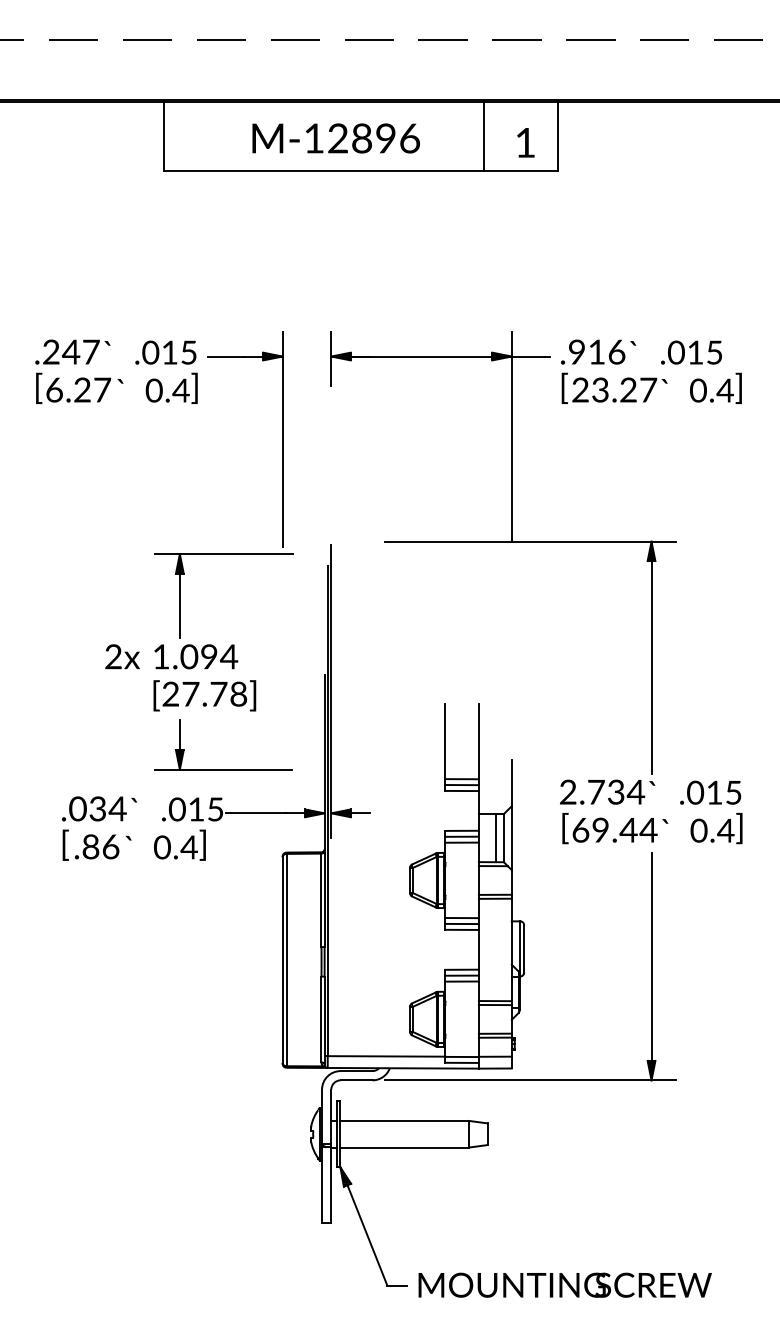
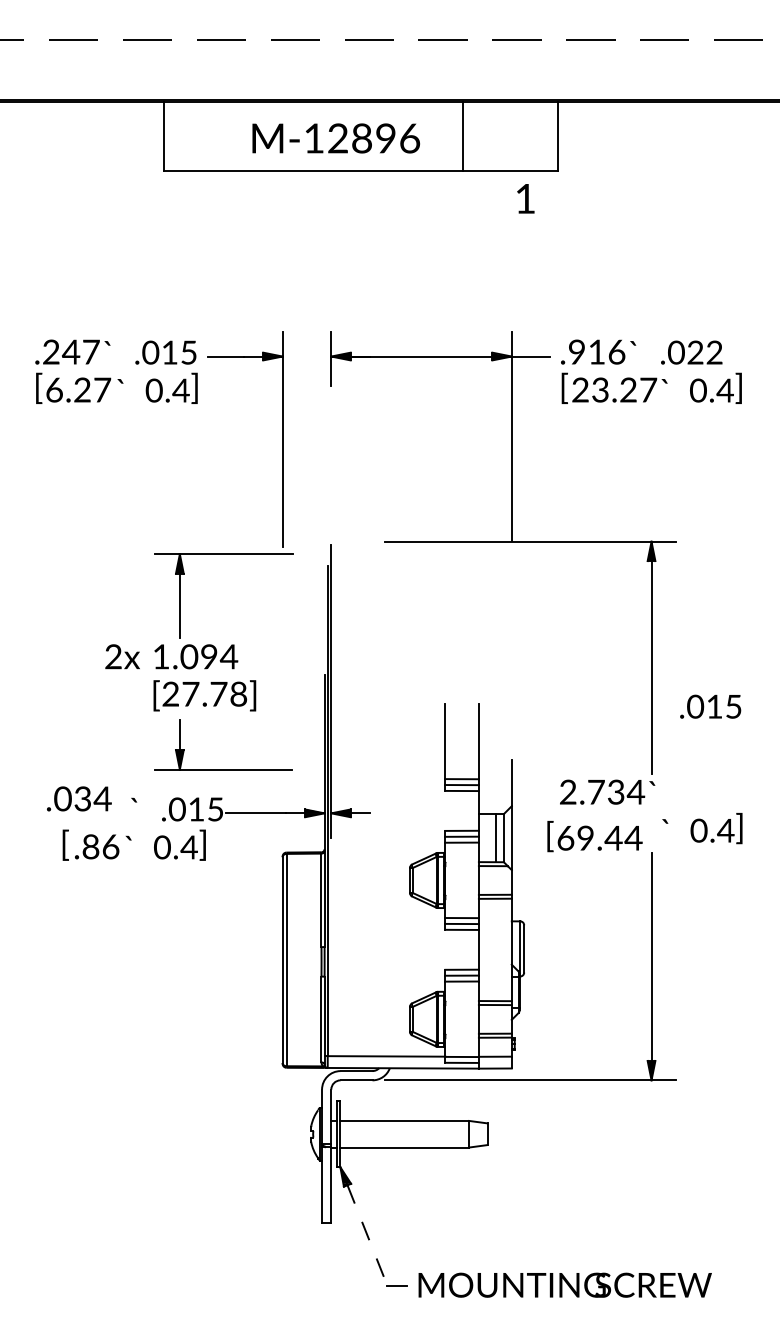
line position: (483, 135) -> (462, 135) (462, 135)
text position: (525, 142) -> (525, 198) (525, 198)
text: .015 -> .022 (704, 352)
text position: (710, 792) -> (710, 706) (710, 706)
text position: (94, 808) -> (79, 798) (79, 798)
text position: (609, 828) -> (594, 836) (594, 836)
line: solid -> dashed (367, 1235)
